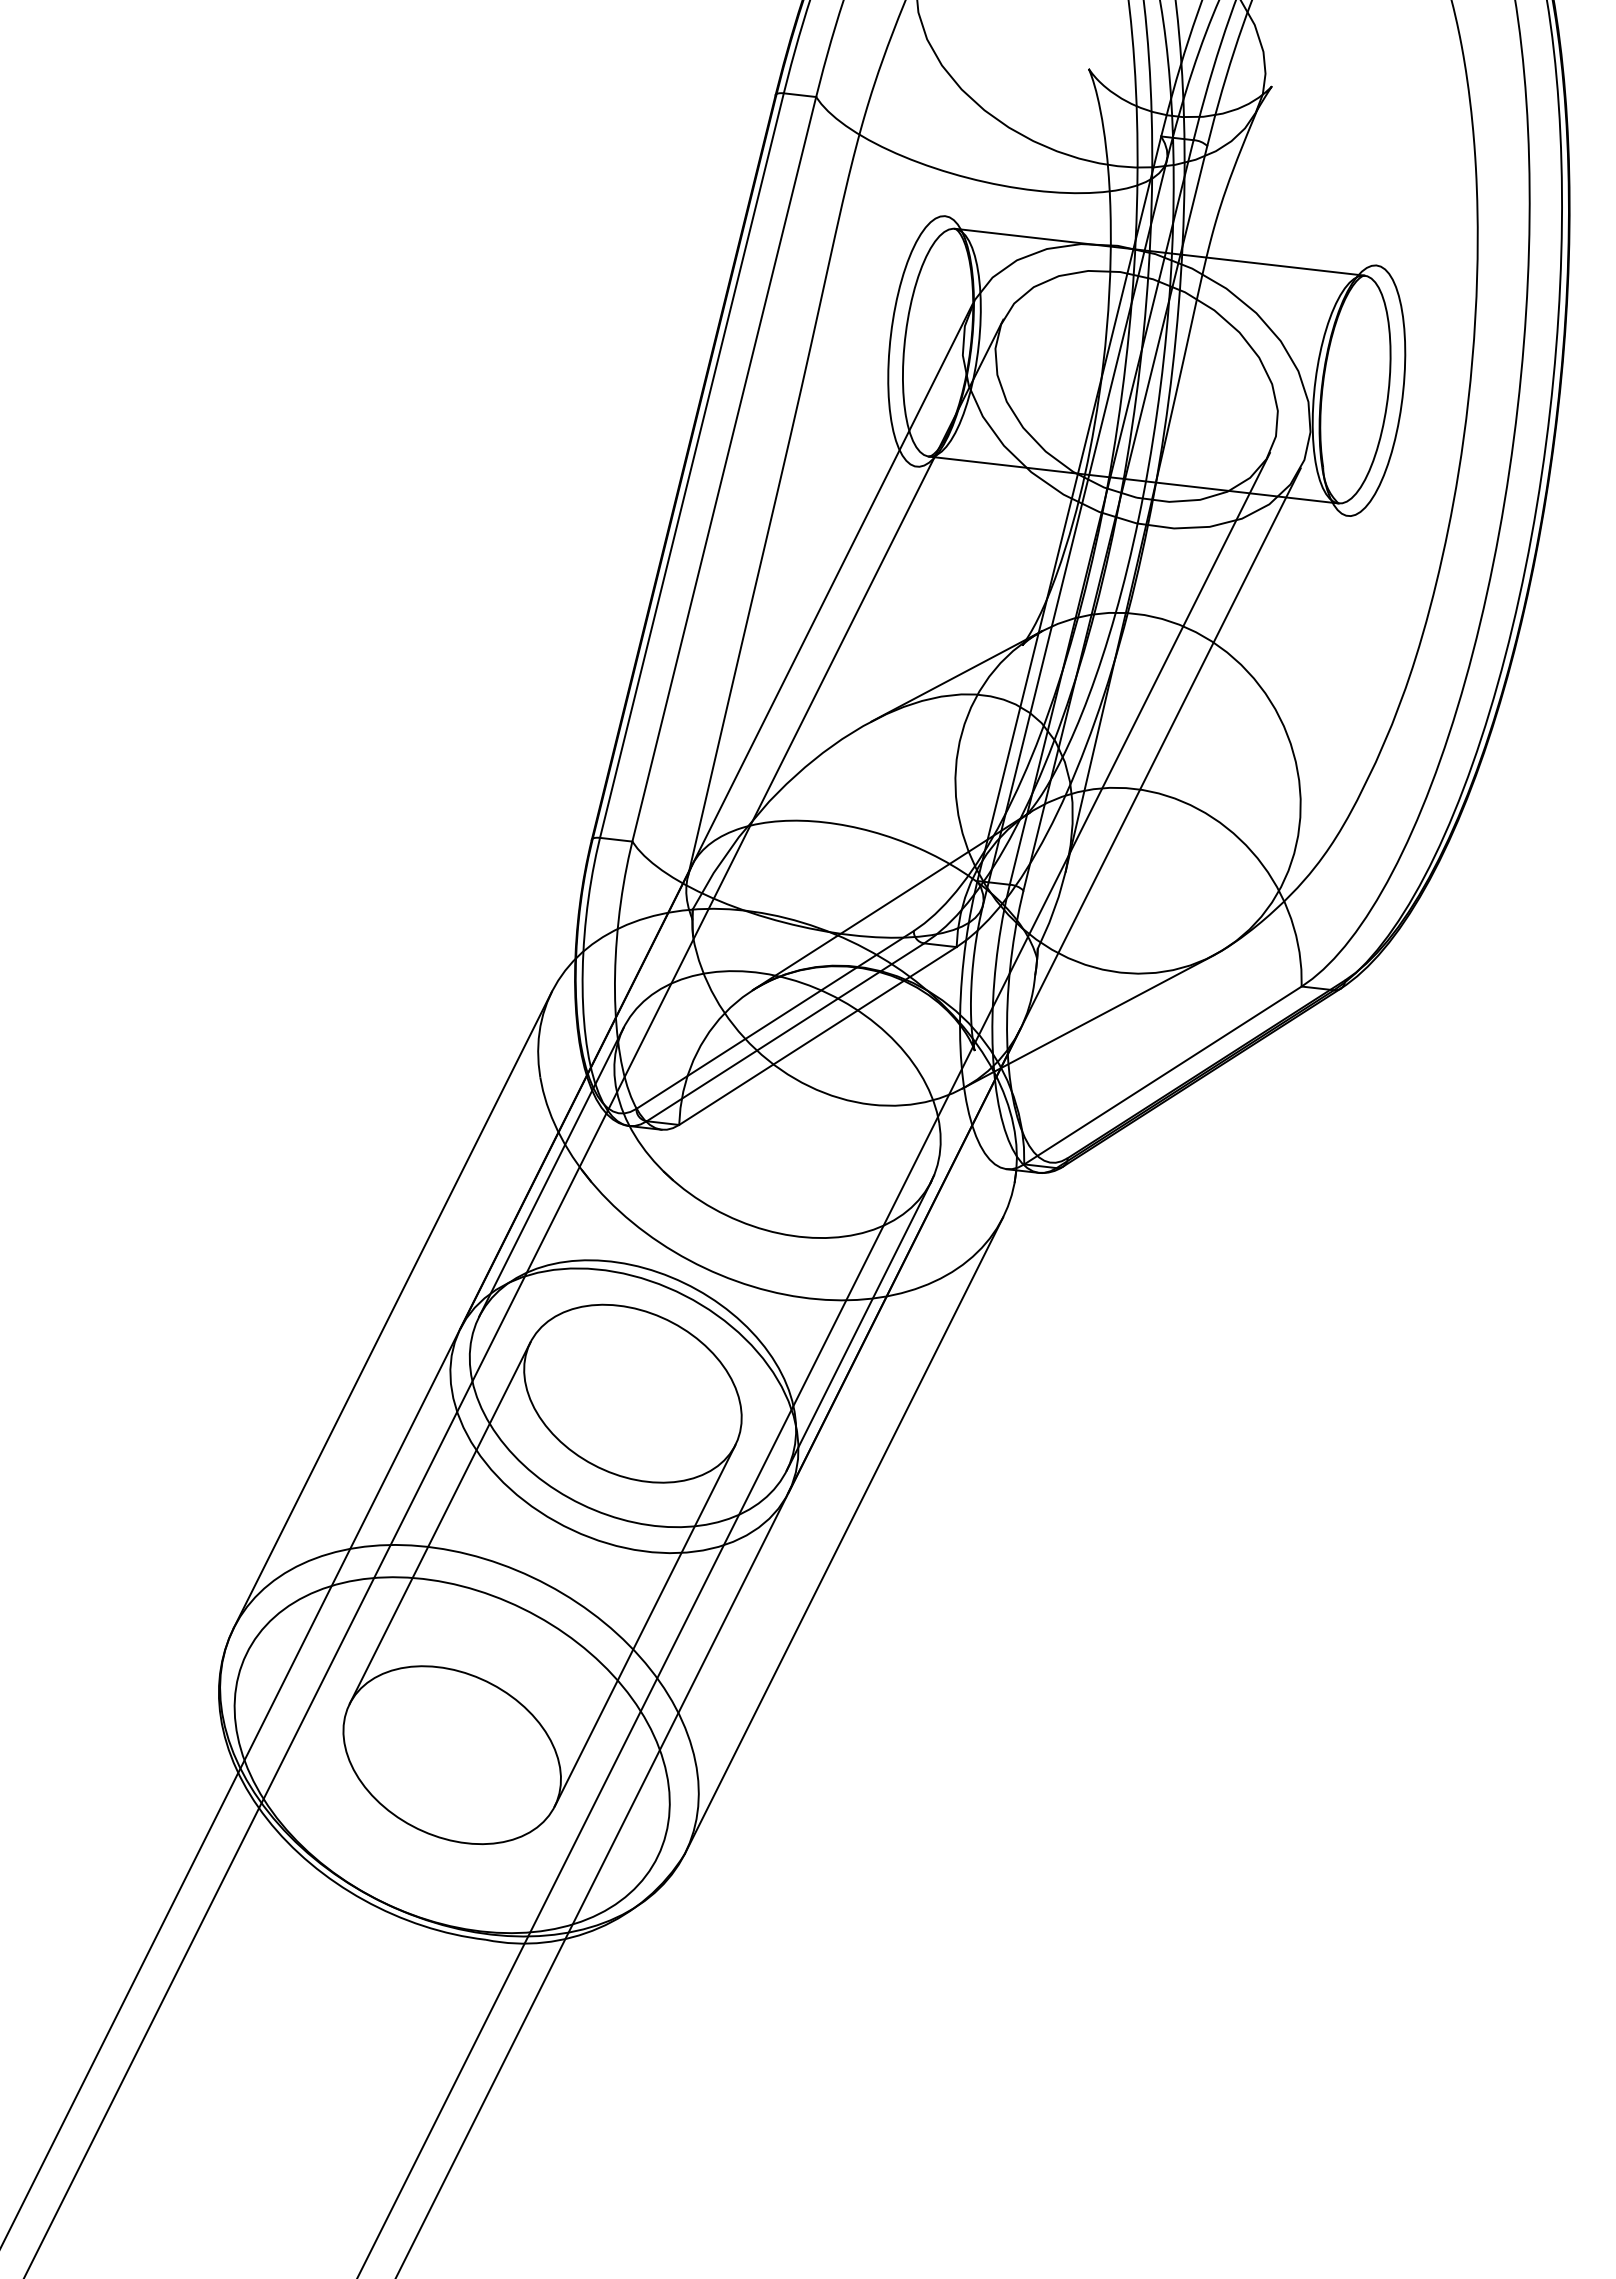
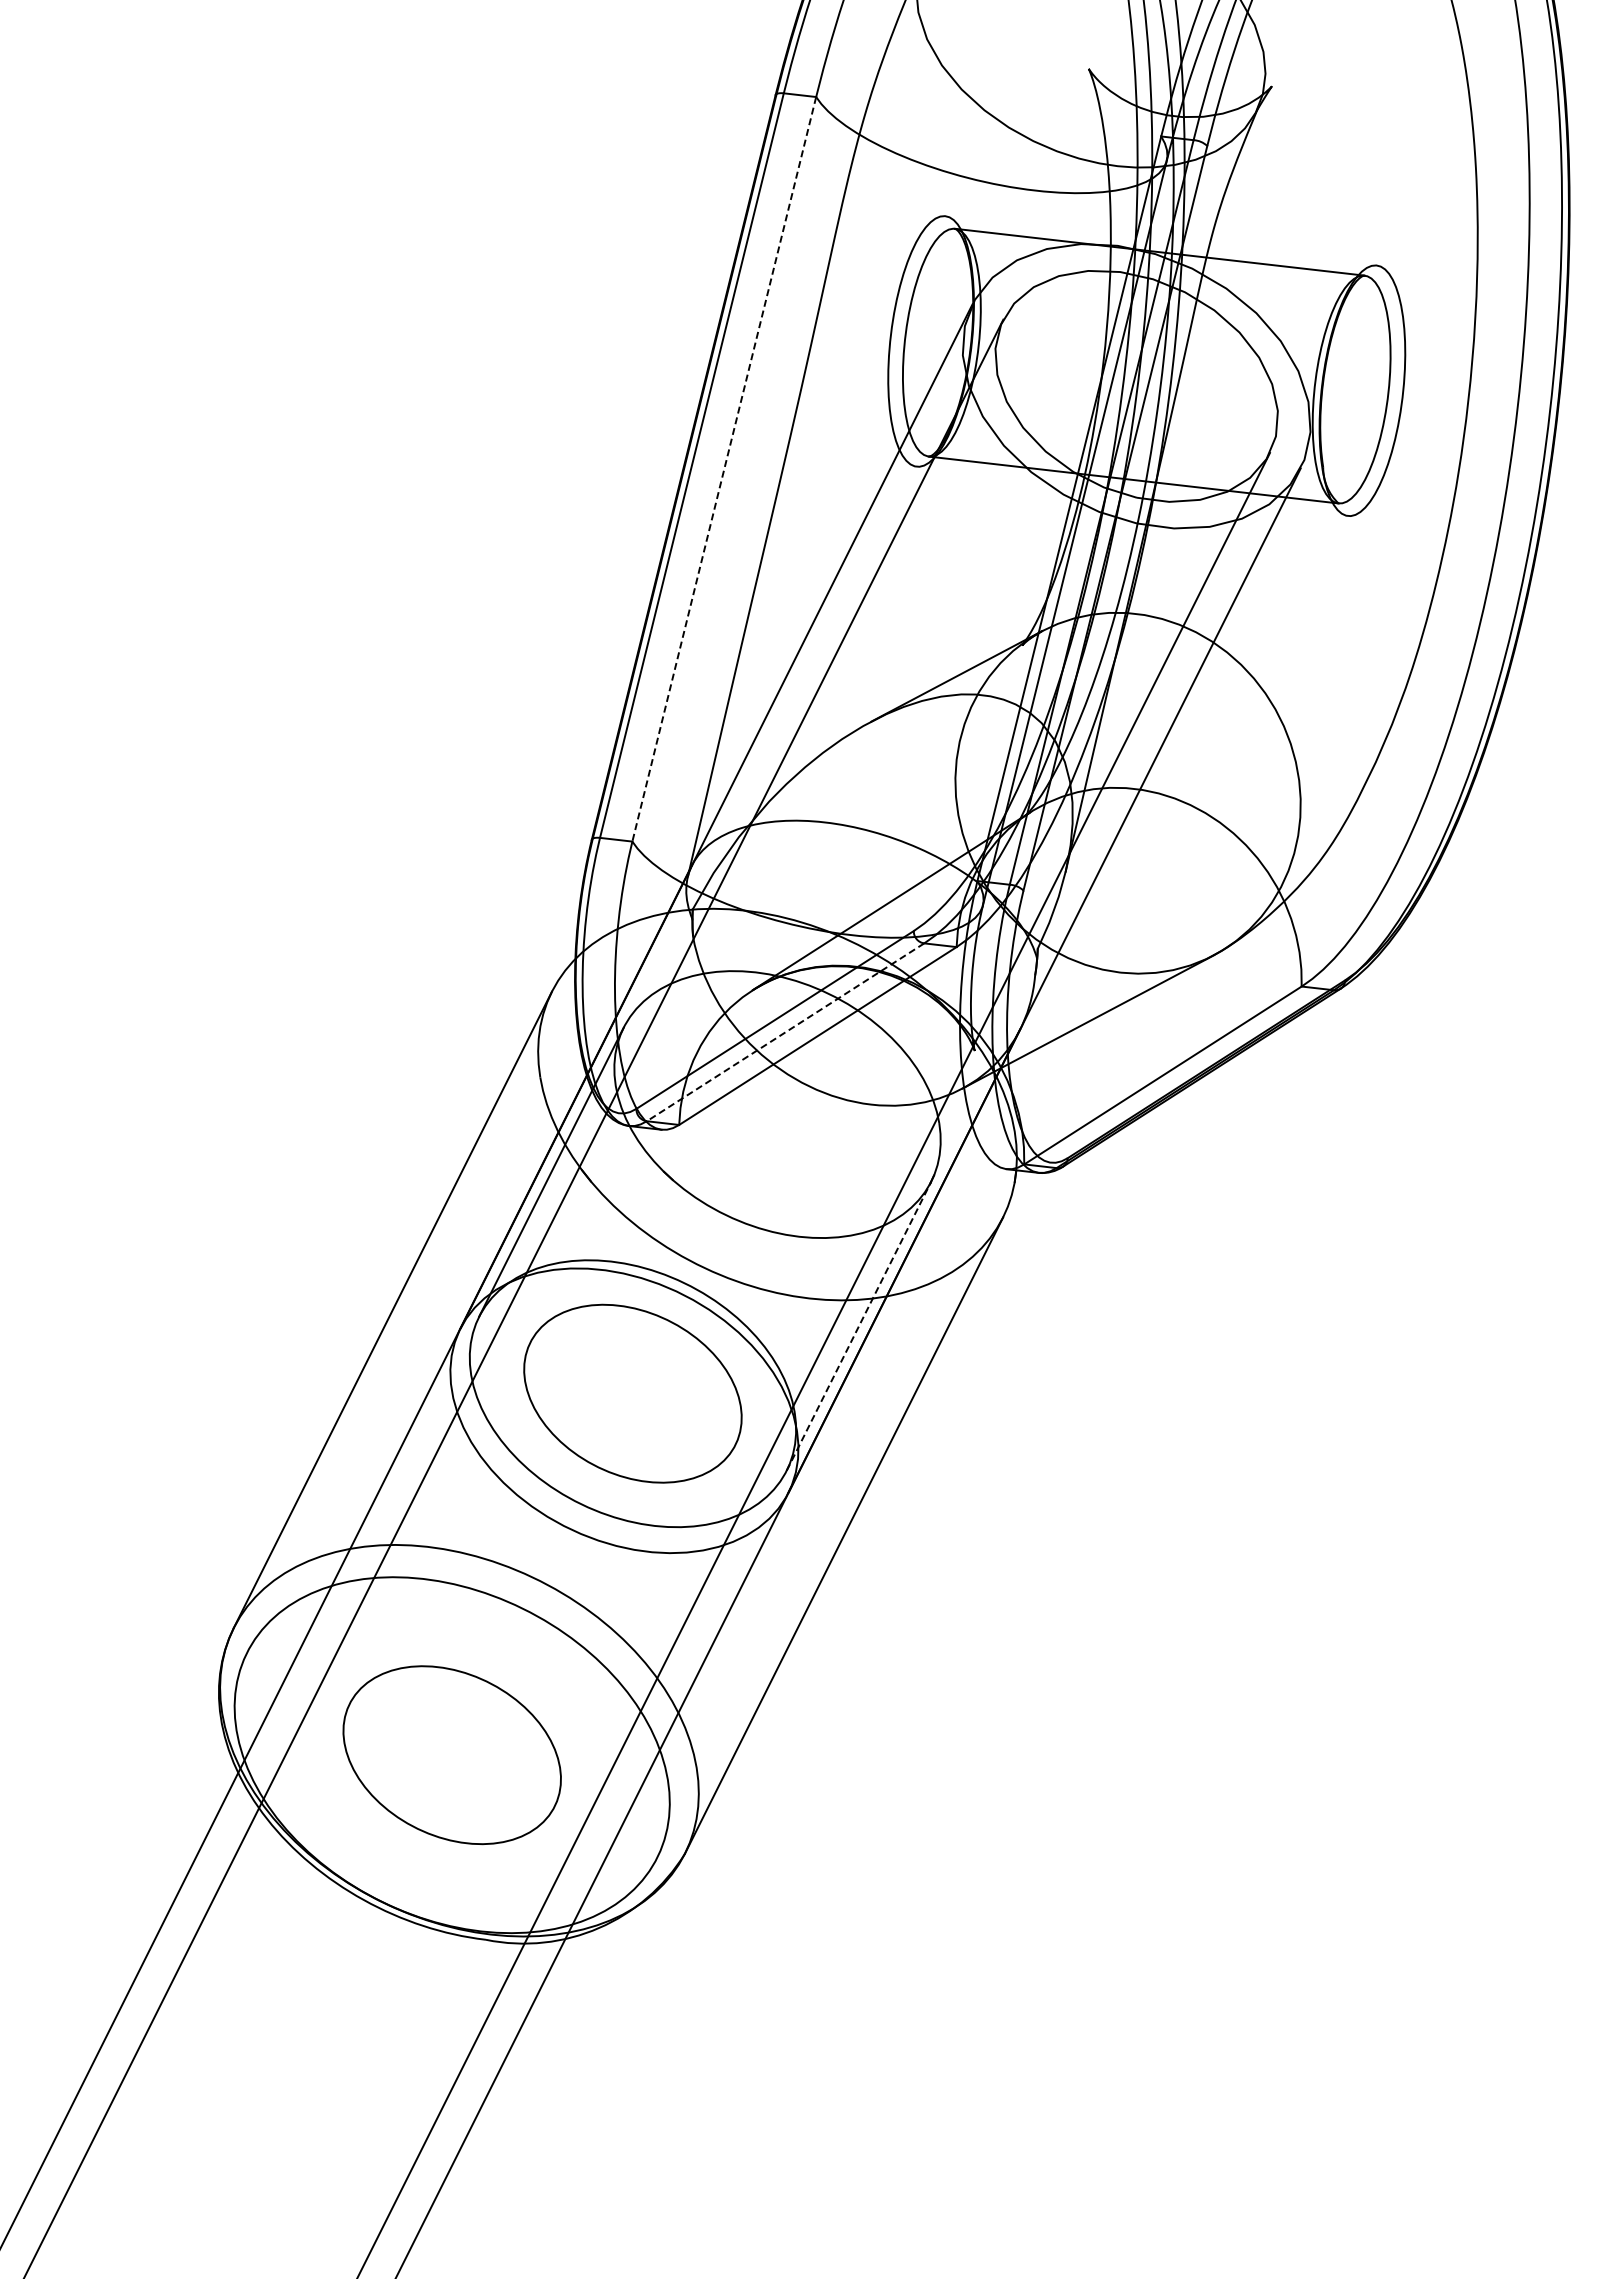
line: solid -> dashed (724, 469)
line: solid -> dashed (785, 1032)
line: solid -> dashed (859, 1326)
line: present -> none (439, 1522)
line: present -> none (644, 1625)
